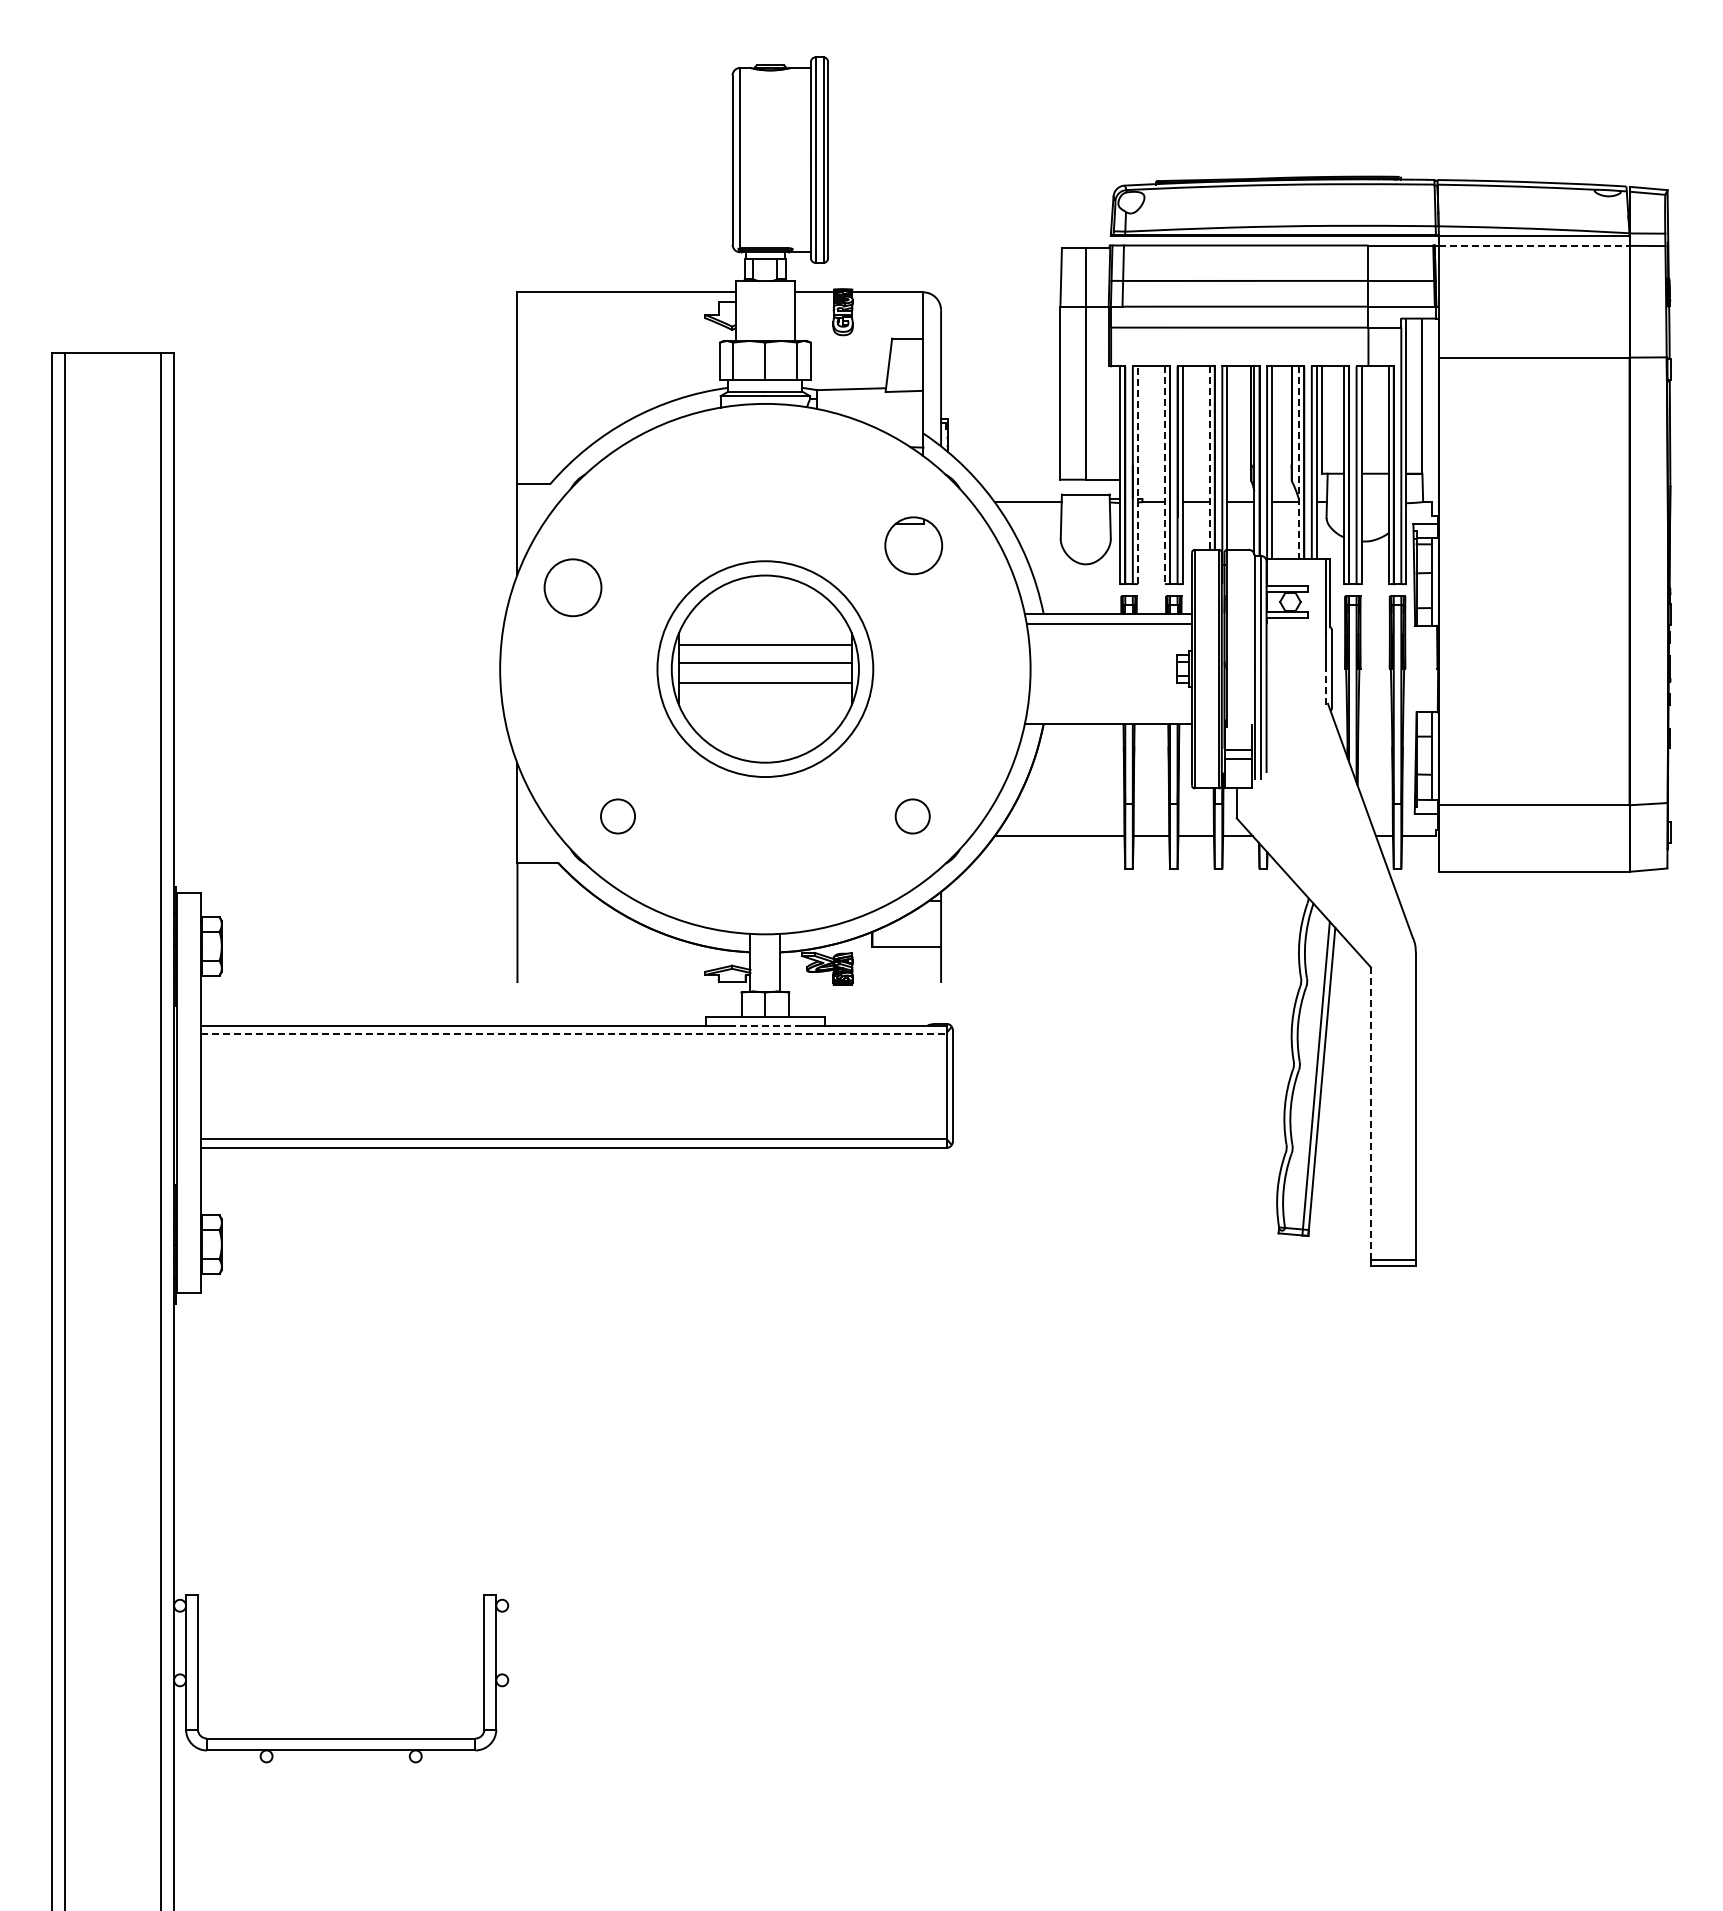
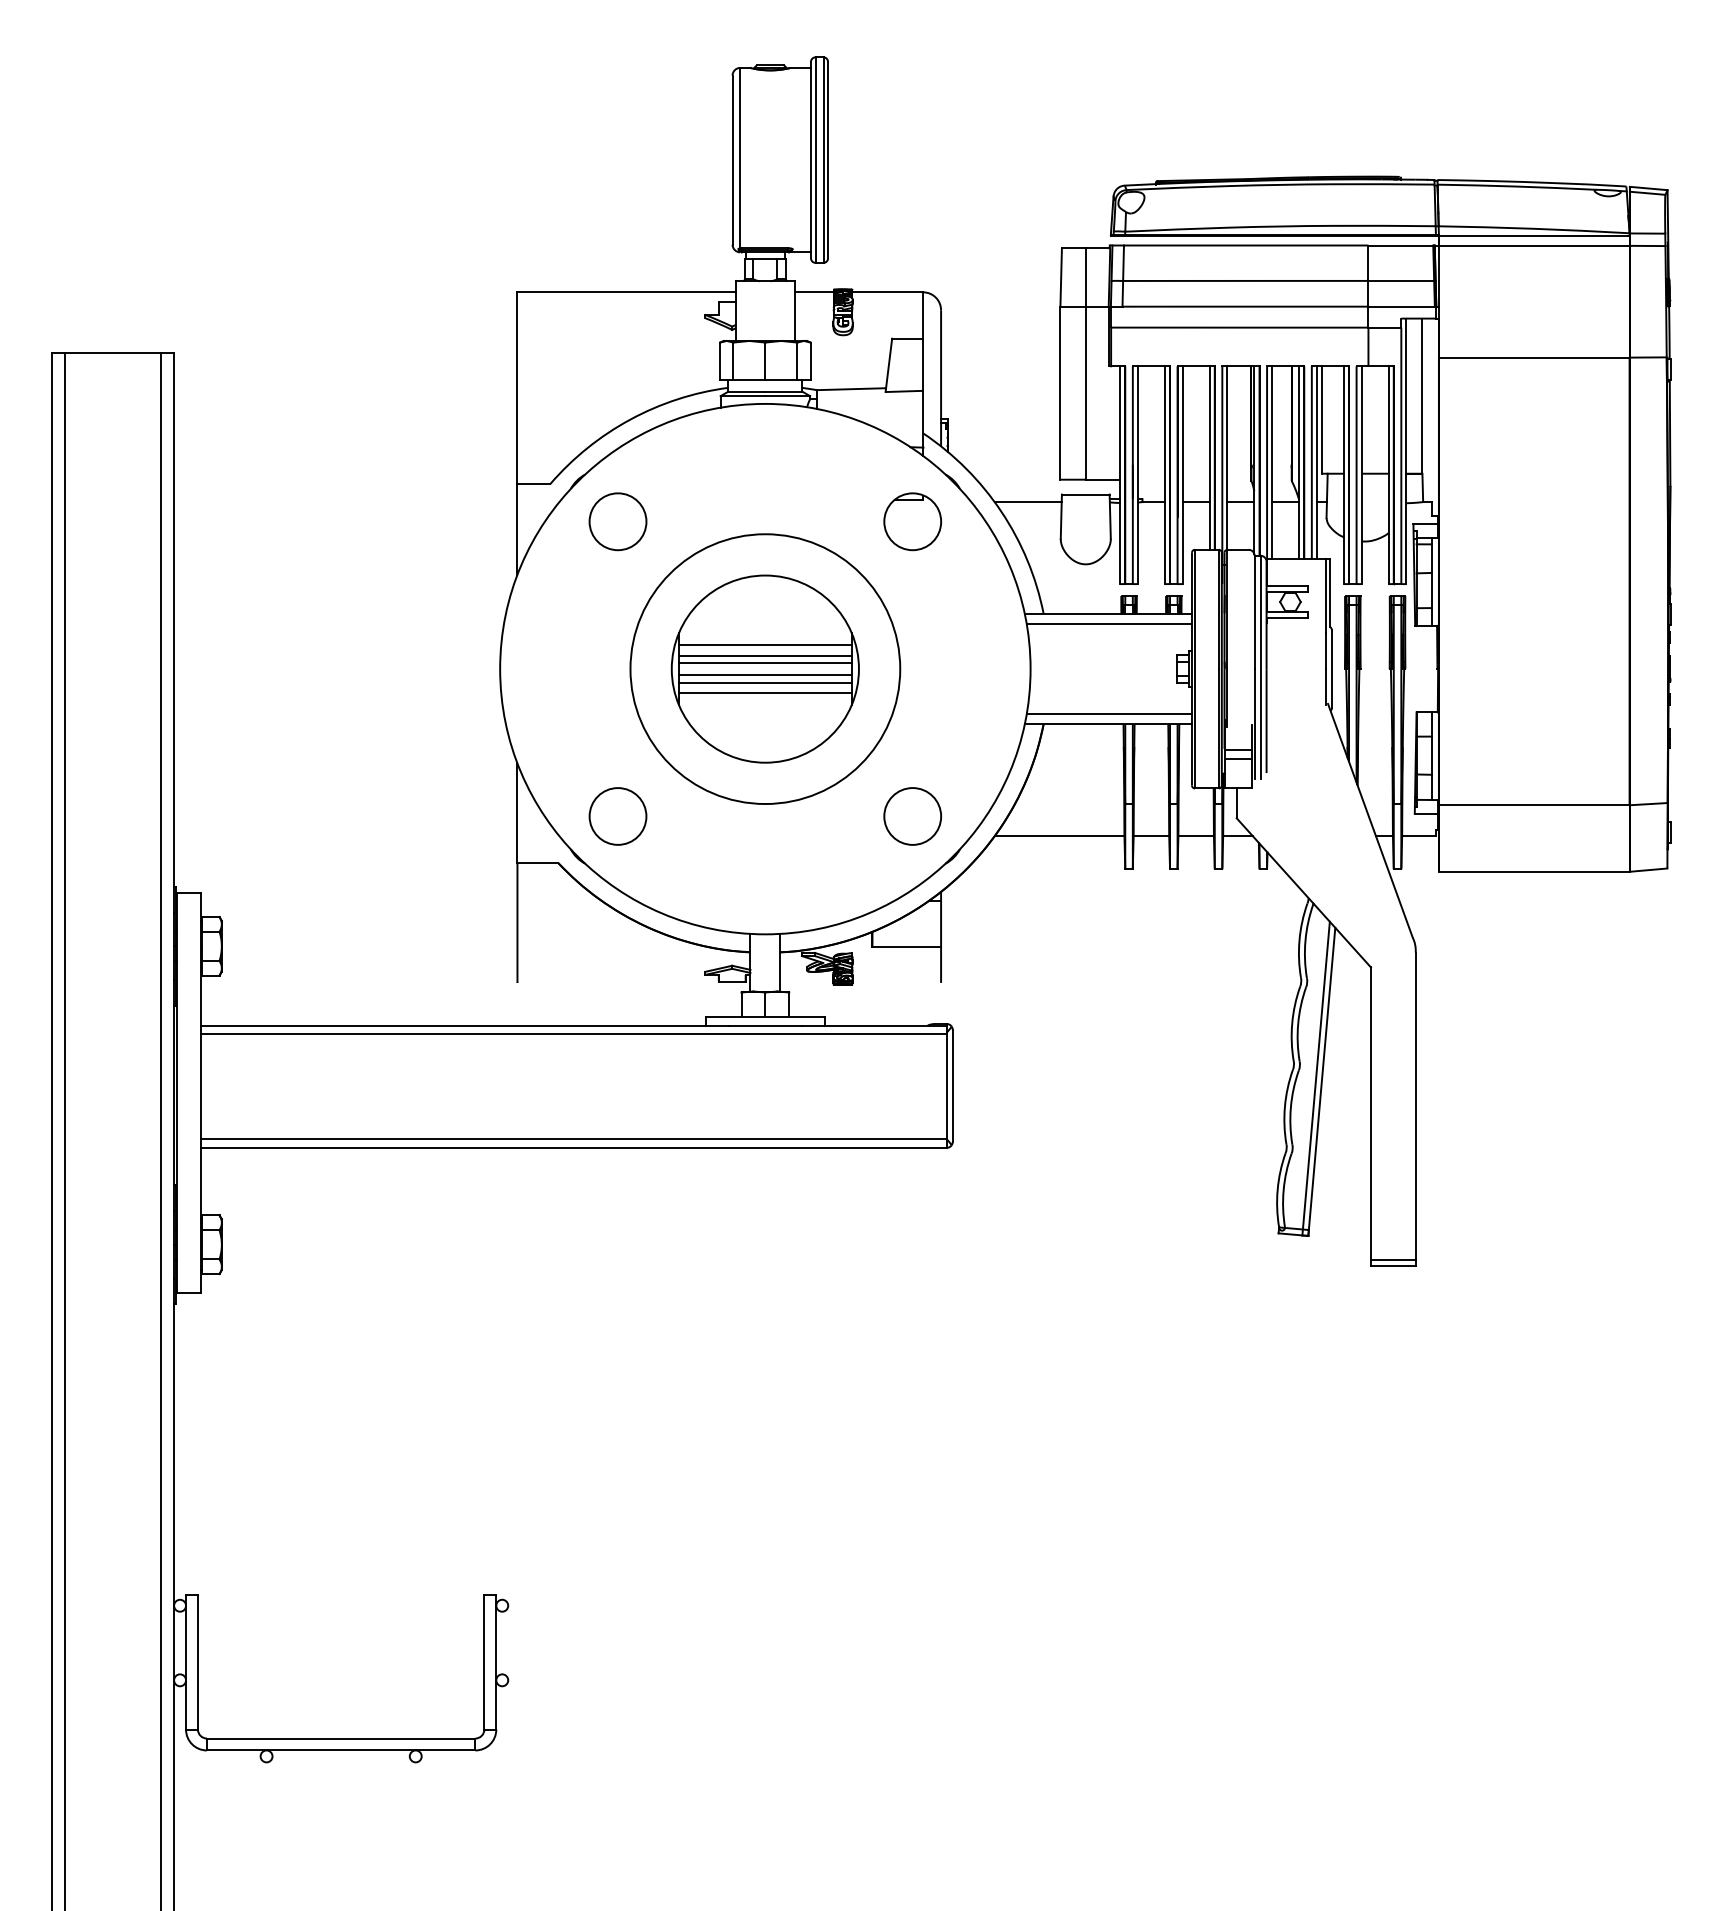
line: dashed -> solid (1534, 245)
line: dashed -> solid (1209, 458)
line: dashed -> solid (1299, 463)
line: dashed -> solid (1137, 475)
line: dashed -> solid (1164, 475)
part position: (913, 545) -> (912, 521) (912, 521)
circle position: (572, 587) -> (617, 521) (617, 521)
line: none -> present (764, 655)
circle diameter: 216 px -> 270 px (765, 669)
line: none -> present (764, 675)
line: dashed -> solid (1326, 687)
line: none -> present (764, 693)
line: none -> present (1108, 713)
circle size: 36x37 px -> 60x59 px (617, 816)
circle diameter: 34 px -> 57 px (912, 816)
line: dashed -> solid (765, 1025)
line: dashed -> solid (573, 1034)
line: dashed -> solid (1370, 1113)
